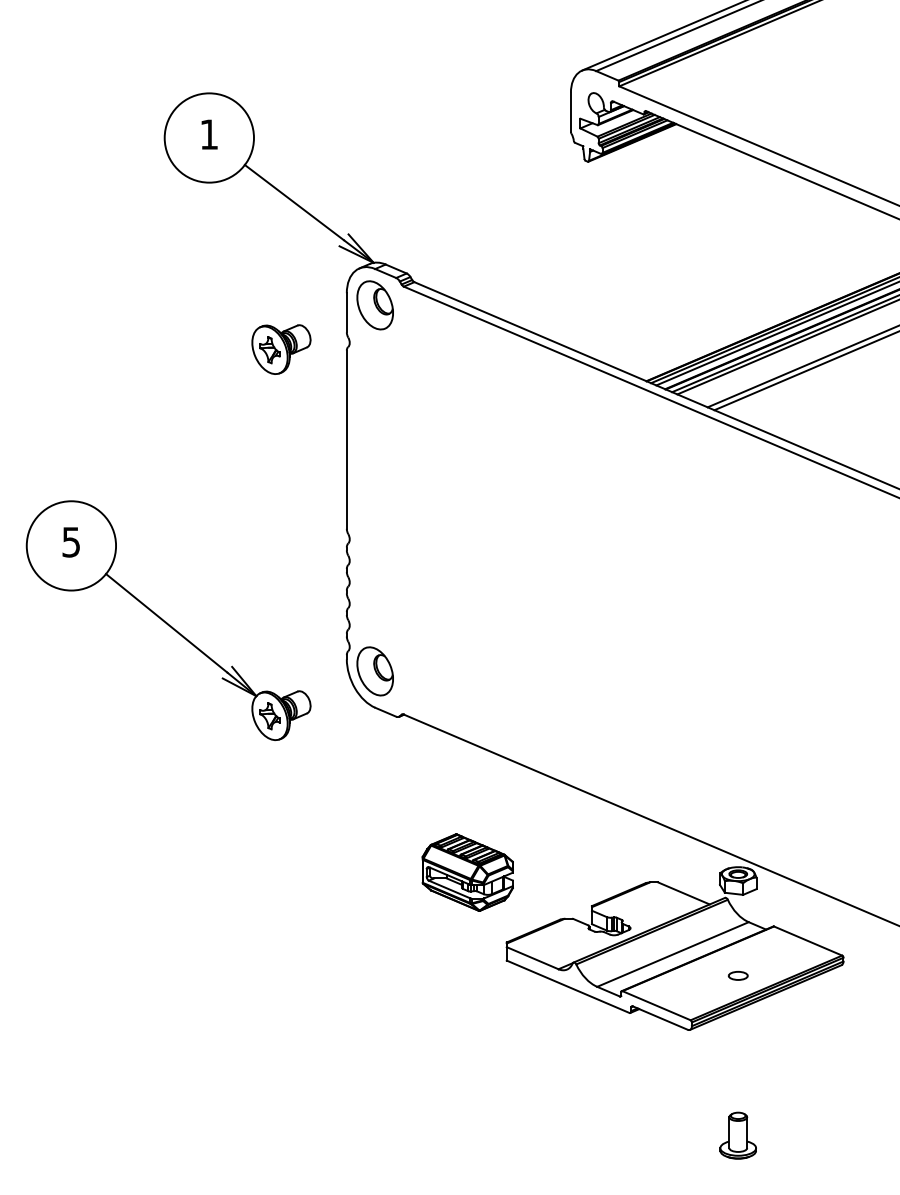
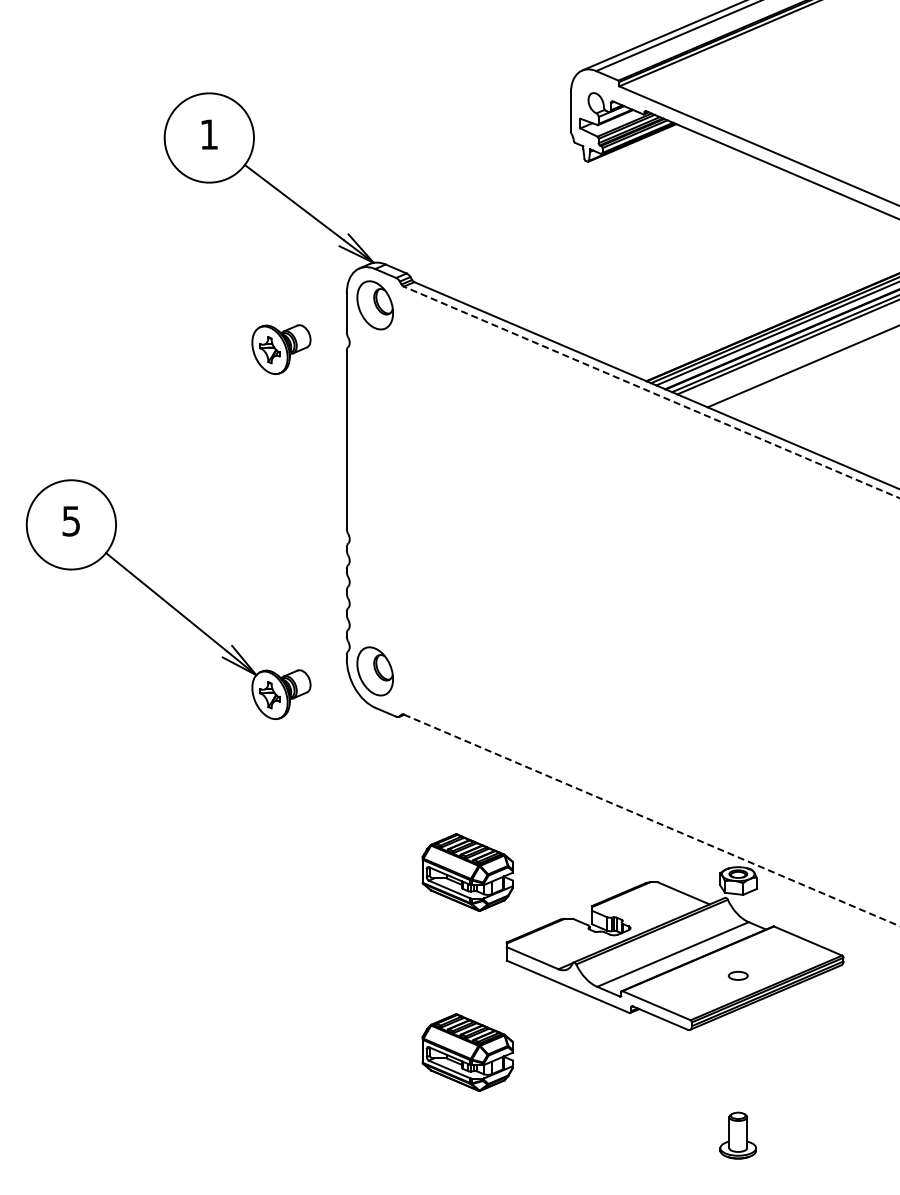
line: present -> none (805, 371)
line: solid -> dashed (651, 392)
part position: (168, 620) -> (168, 599) (168, 599)
line: solid -> dashed (652, 820)
part: none -> present (467, 1052)
